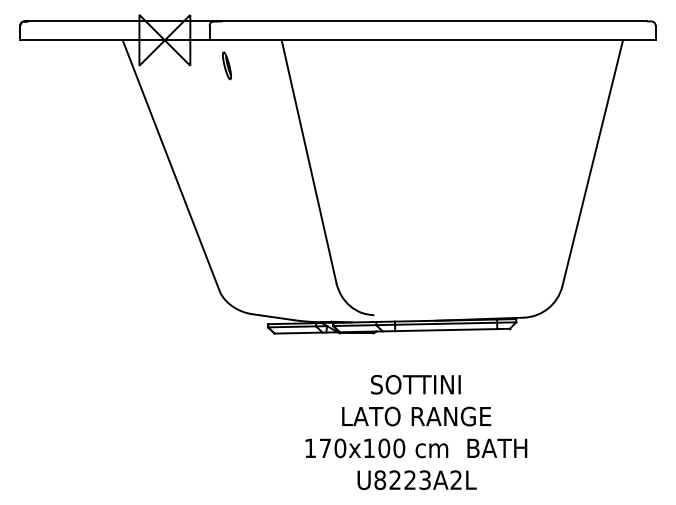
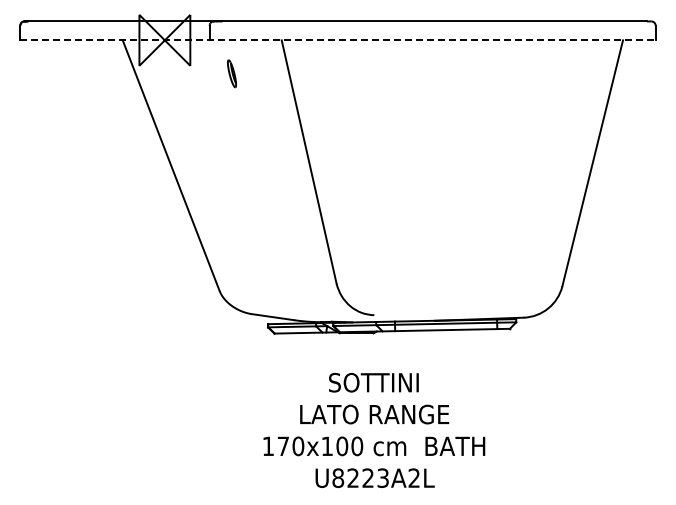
line: solid -> dashed (338, 40)
part position: (226, 65) -> (231, 73) (231, 73)
text position: (416, 432) -> (374, 430) (374, 430)
